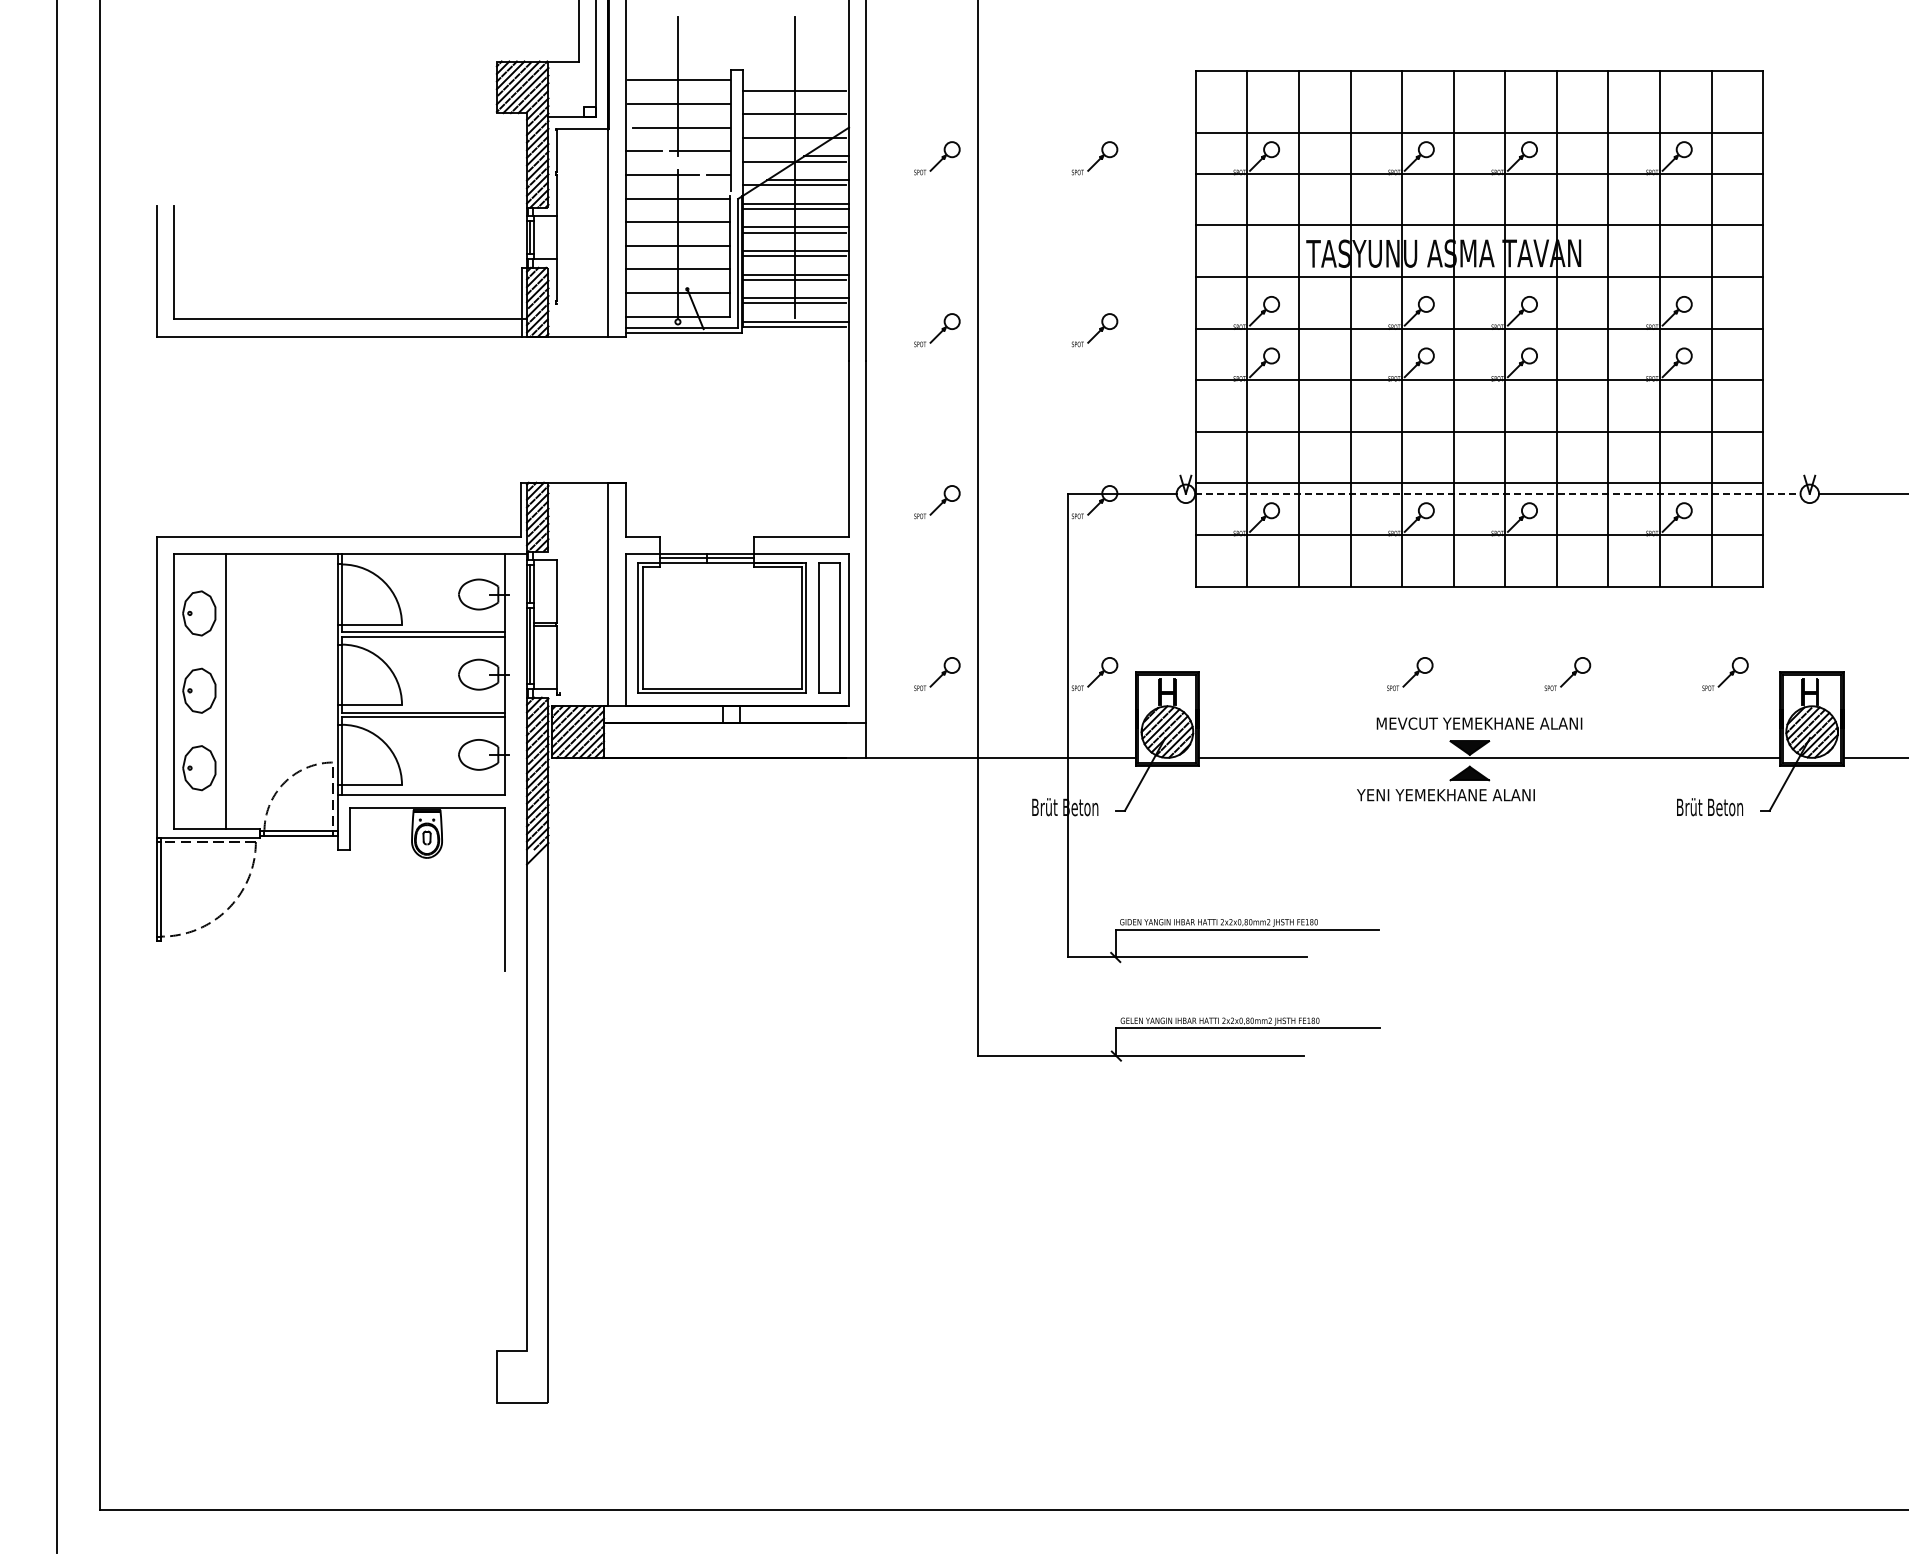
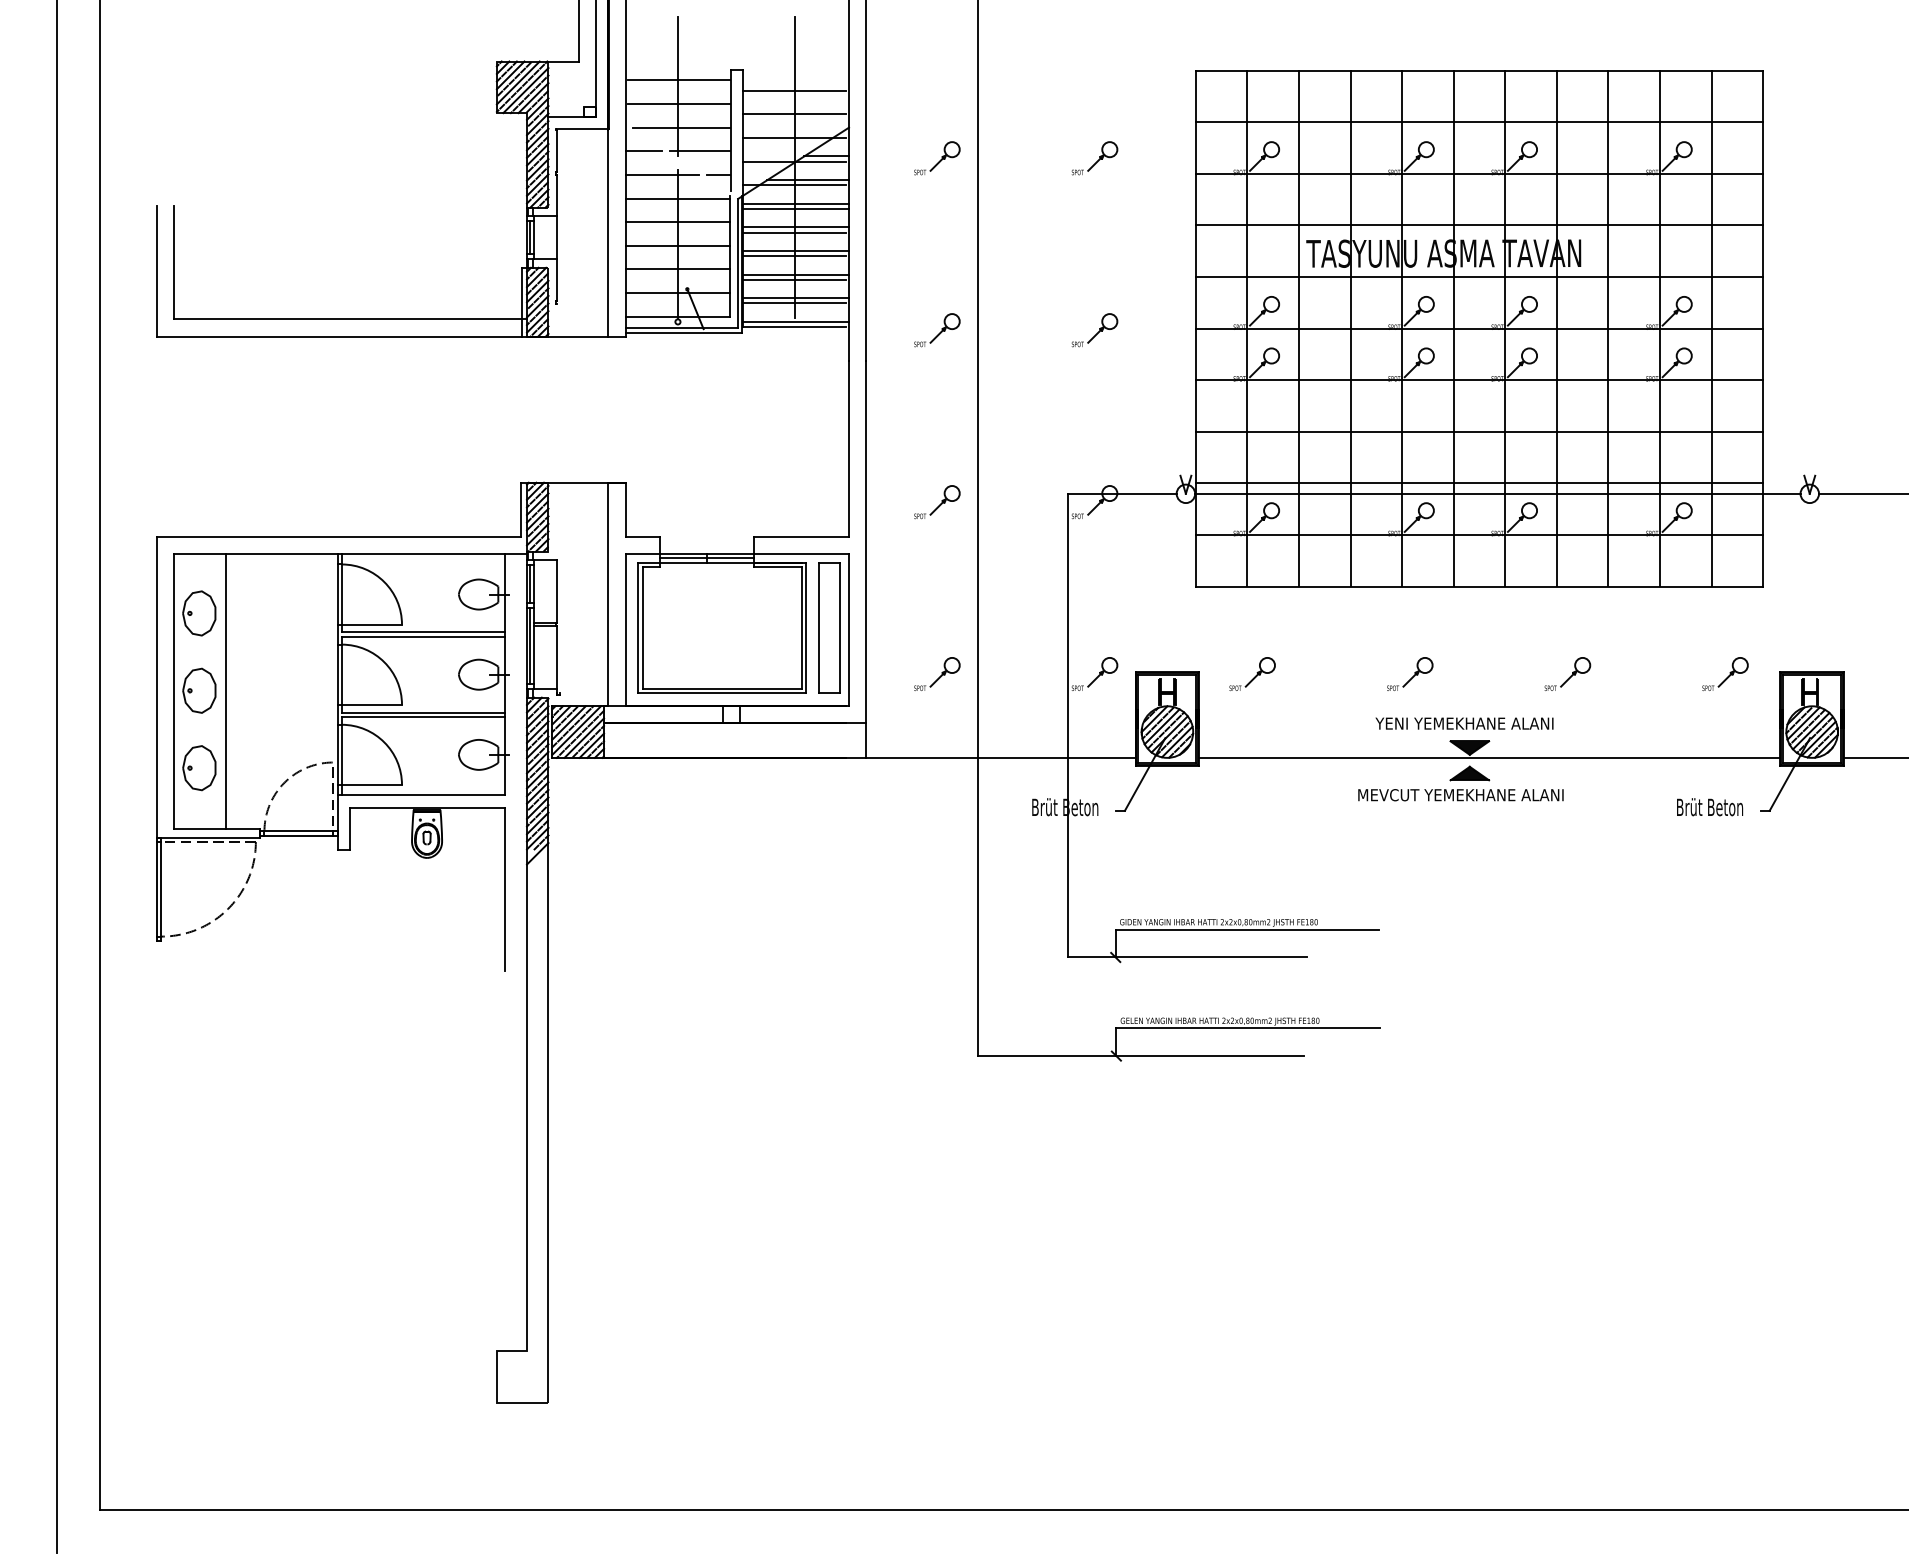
line position: (1479, 133) -> (1479, 122) (1479, 122)
line: dashed -> solid (1497, 493)
part: none -> present (1252, 673)
text: MEVCUT YEMEKHANE ALANI -> YENI YEMEKHANE ALANI (1478, 723)
text: YENI YEMEKHANE ALANI -> MEVCUT YEMEKHANE ALANI (1460, 795)
